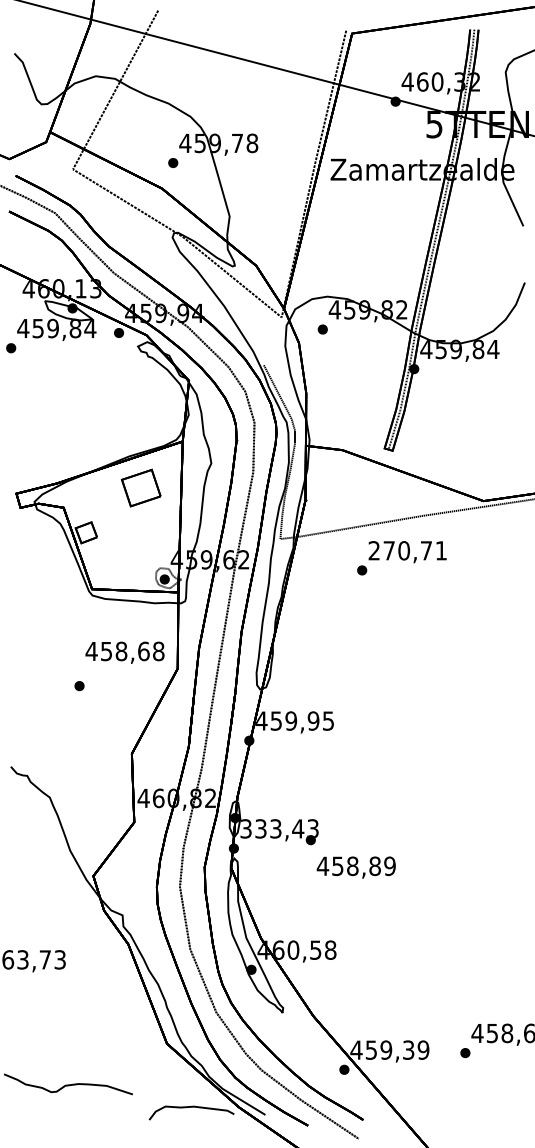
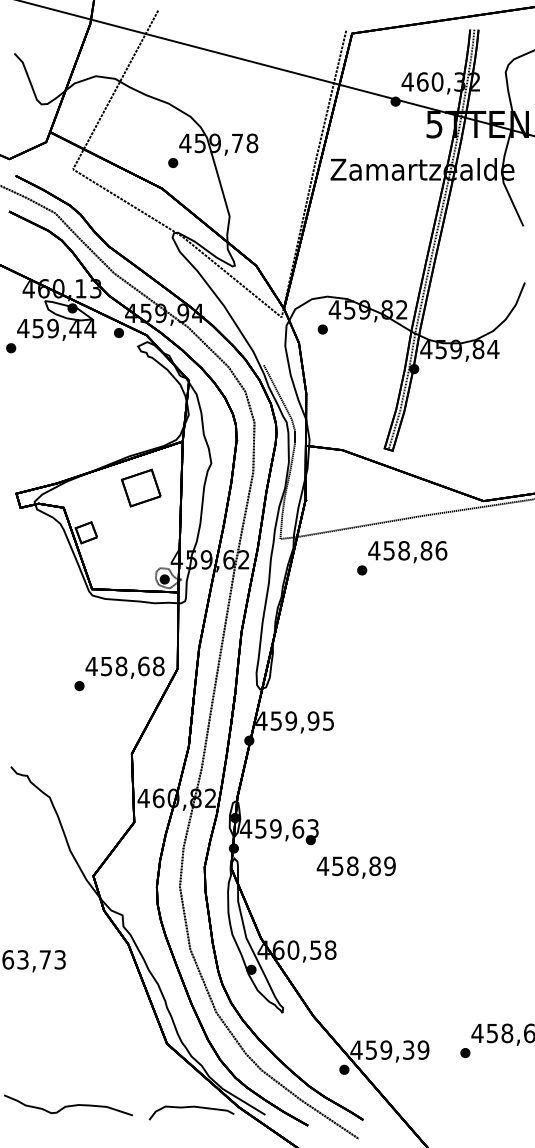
text: 459,84 -> 459,44 (75, 328)
text: 270,71 -> 458,86 (407, 550)
text position: (124, 652) -> (124, 667) (124, 667)
text: 333,43 -> 459,63 (271, 828)
curve position: (68, 1084) -> (68, 1105) (68, 1105)
